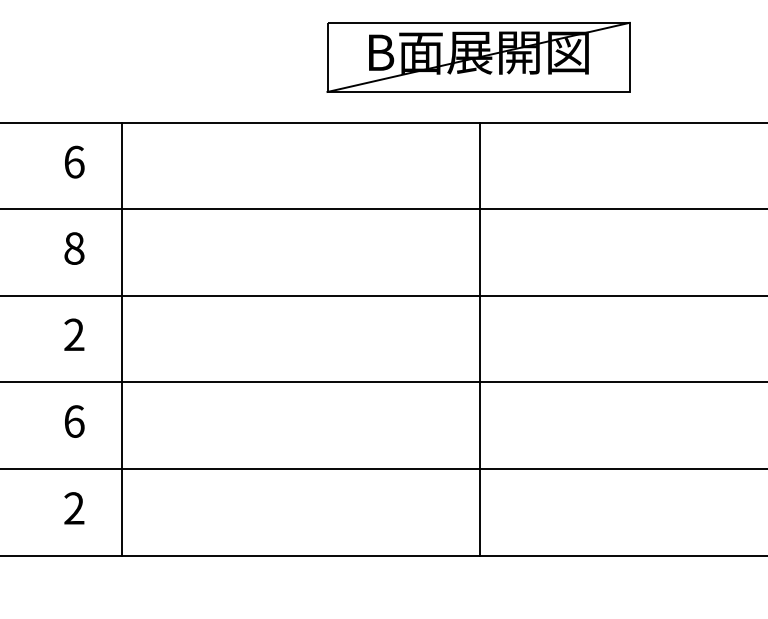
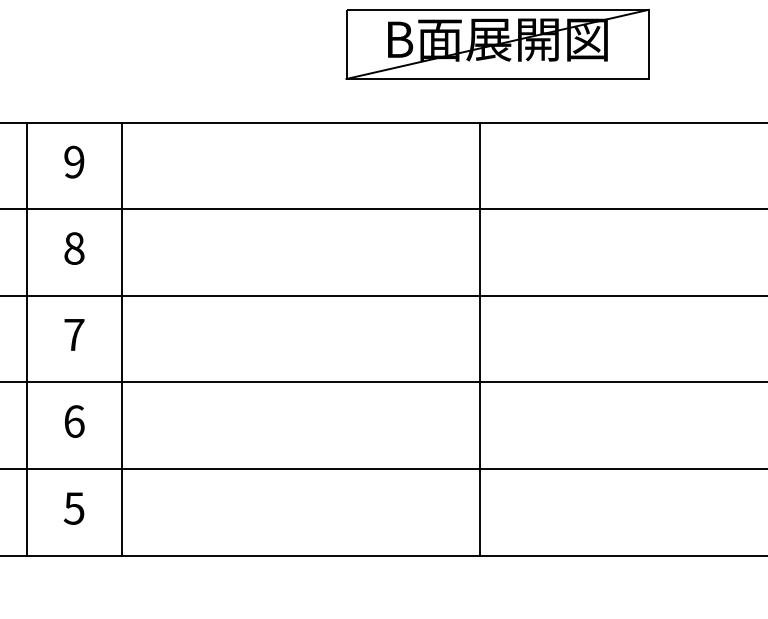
part position: (478, 57) -> (497, 44) (497, 44)
text: 6 -> 9 (74, 161)
text: 2 -> 7 (74, 334)
line: none -> present (26, 339)
text: 2 -> 5 (73, 508)
